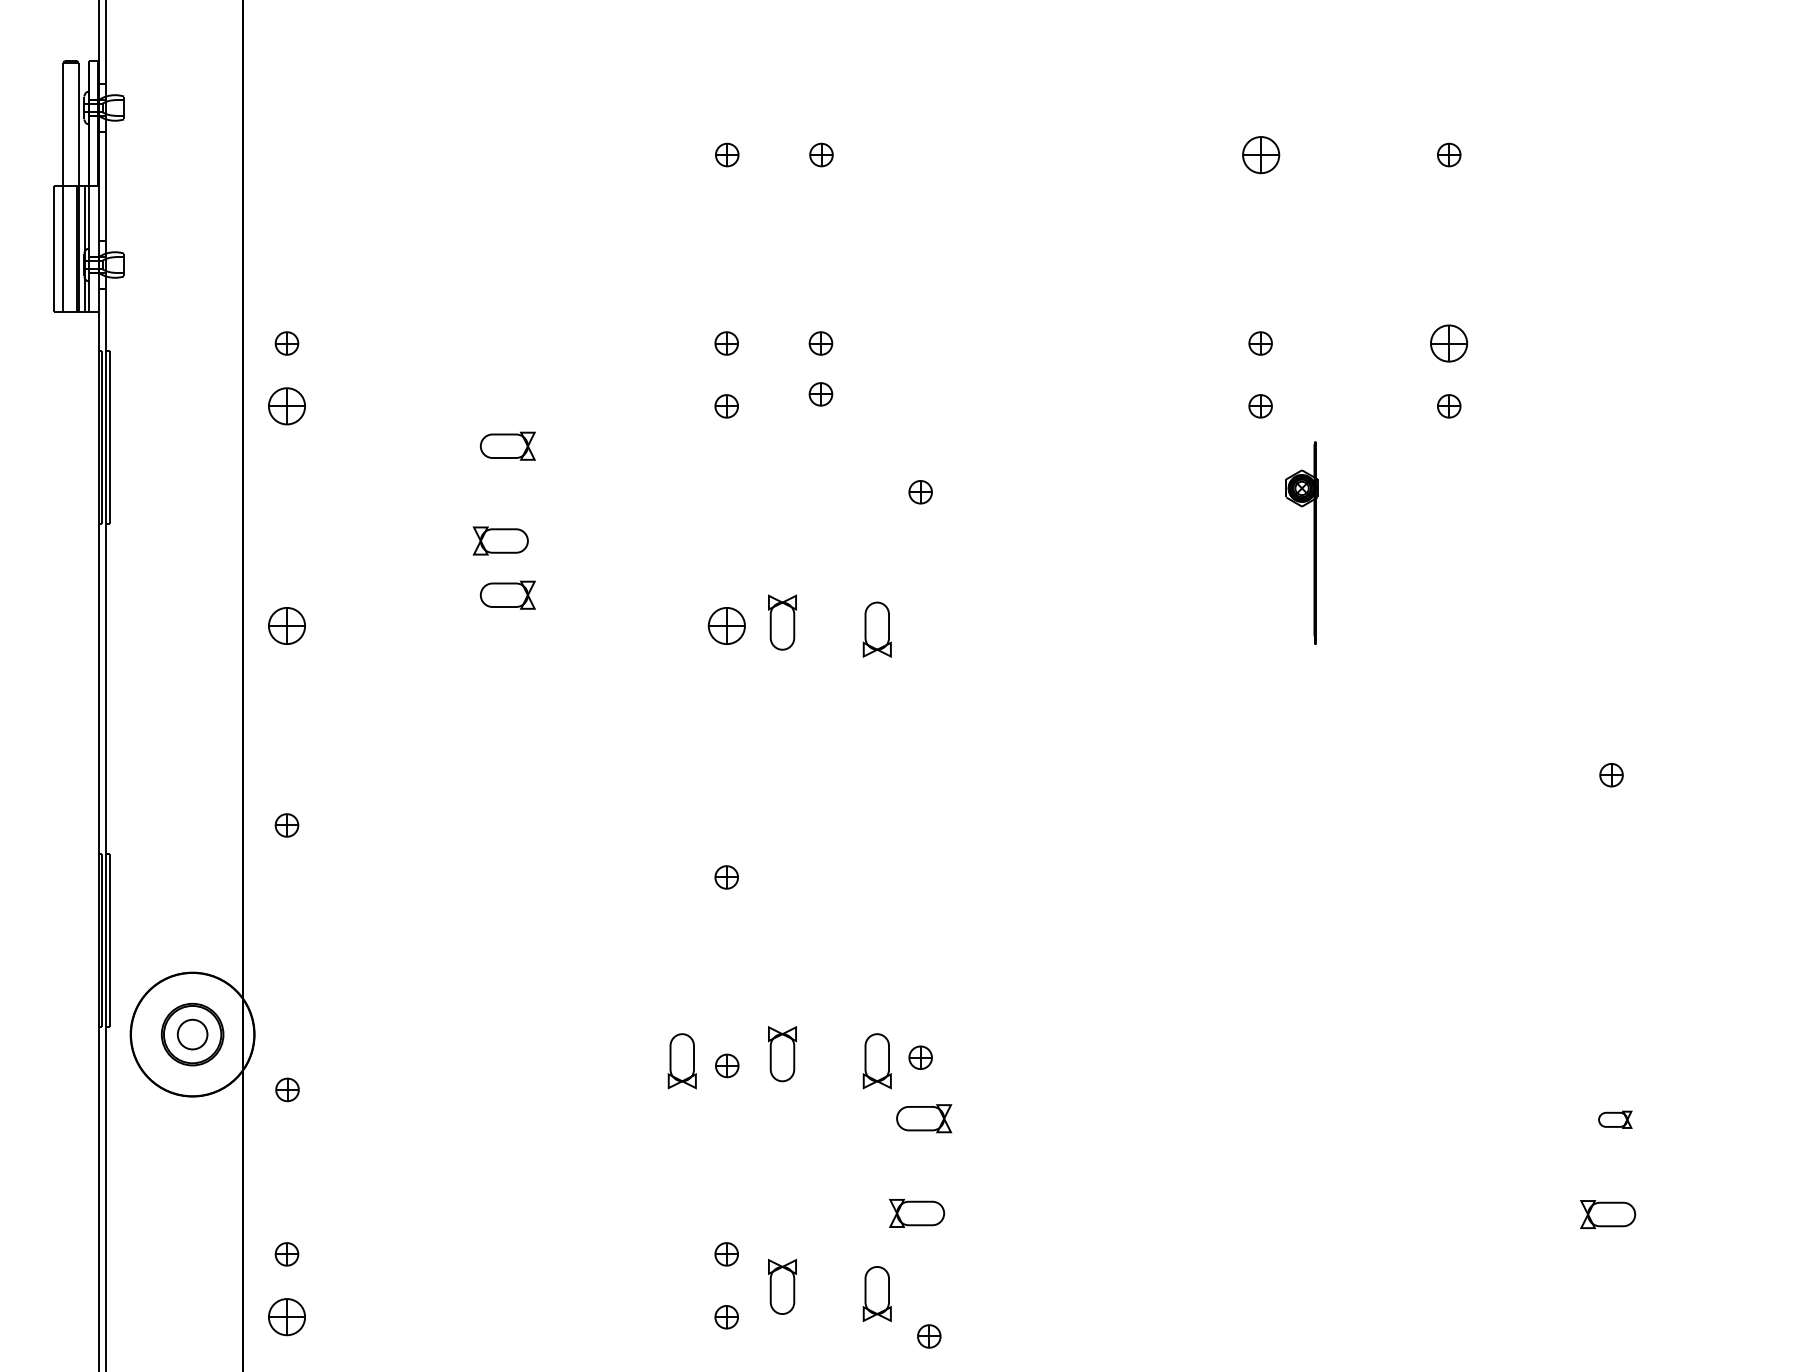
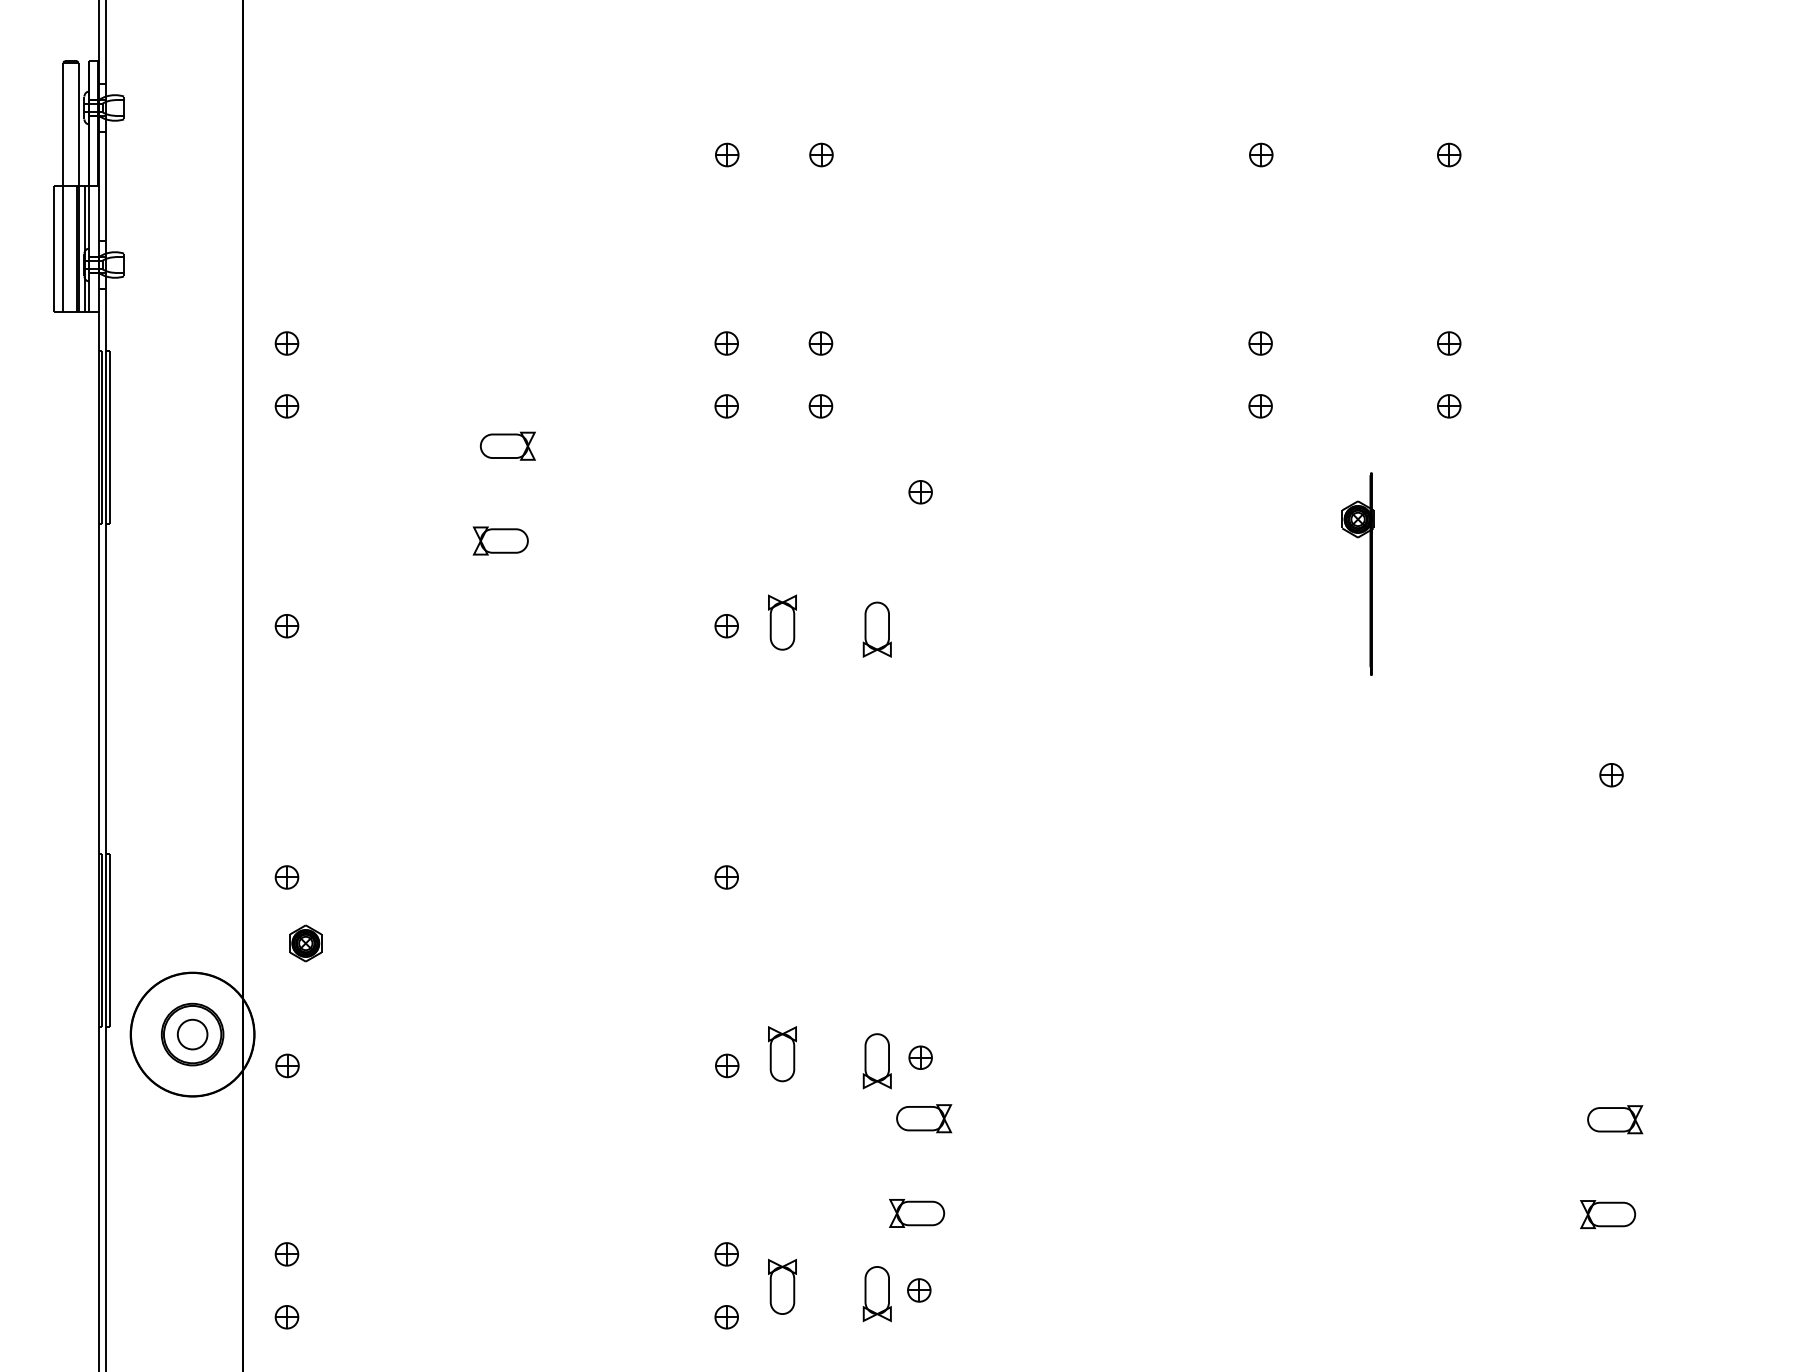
part size: 39x39 px -> 25x26 px (1261, 154)
part size: 39x39 px -> 25x25 px (1449, 343)
part position: (820, 394) -> (820, 406) (820, 406)
part size: 38x39 px -> 26x25 px (286, 406)
part position: (1313, 542) -> (1369, 573) (1369, 573)
part: present -> none (507, 594)
part size: 38x38 px -> 26x25 px (286, 626)
part size: 39x38 px -> 25x25 px (726, 626)
part position: (286, 825) -> (286, 877) (286, 877)
part: none -> present (305, 943)
part: present -> none (681, 1061)
part position: (287, 1089) -> (287, 1065) (287, 1065)
part size: 35x19 px -> 57x30 px (1615, 1119)
part size: 38x39 px -> 26x25 px (286, 1317)
part position: (929, 1336) -> (919, 1290) (919, 1290)
